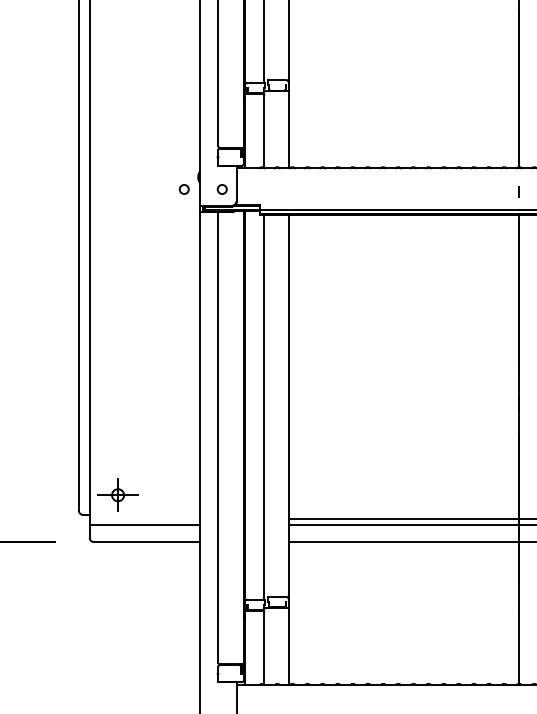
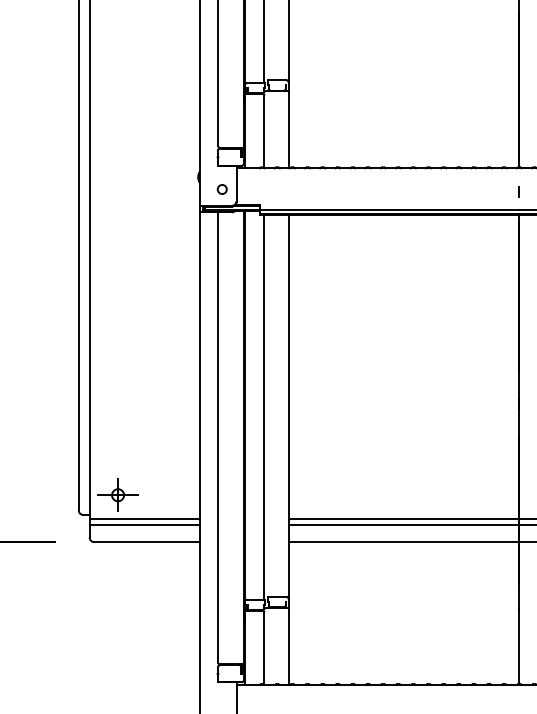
circle: present -> none (183, 189)
line: none -> present (144, 519)
